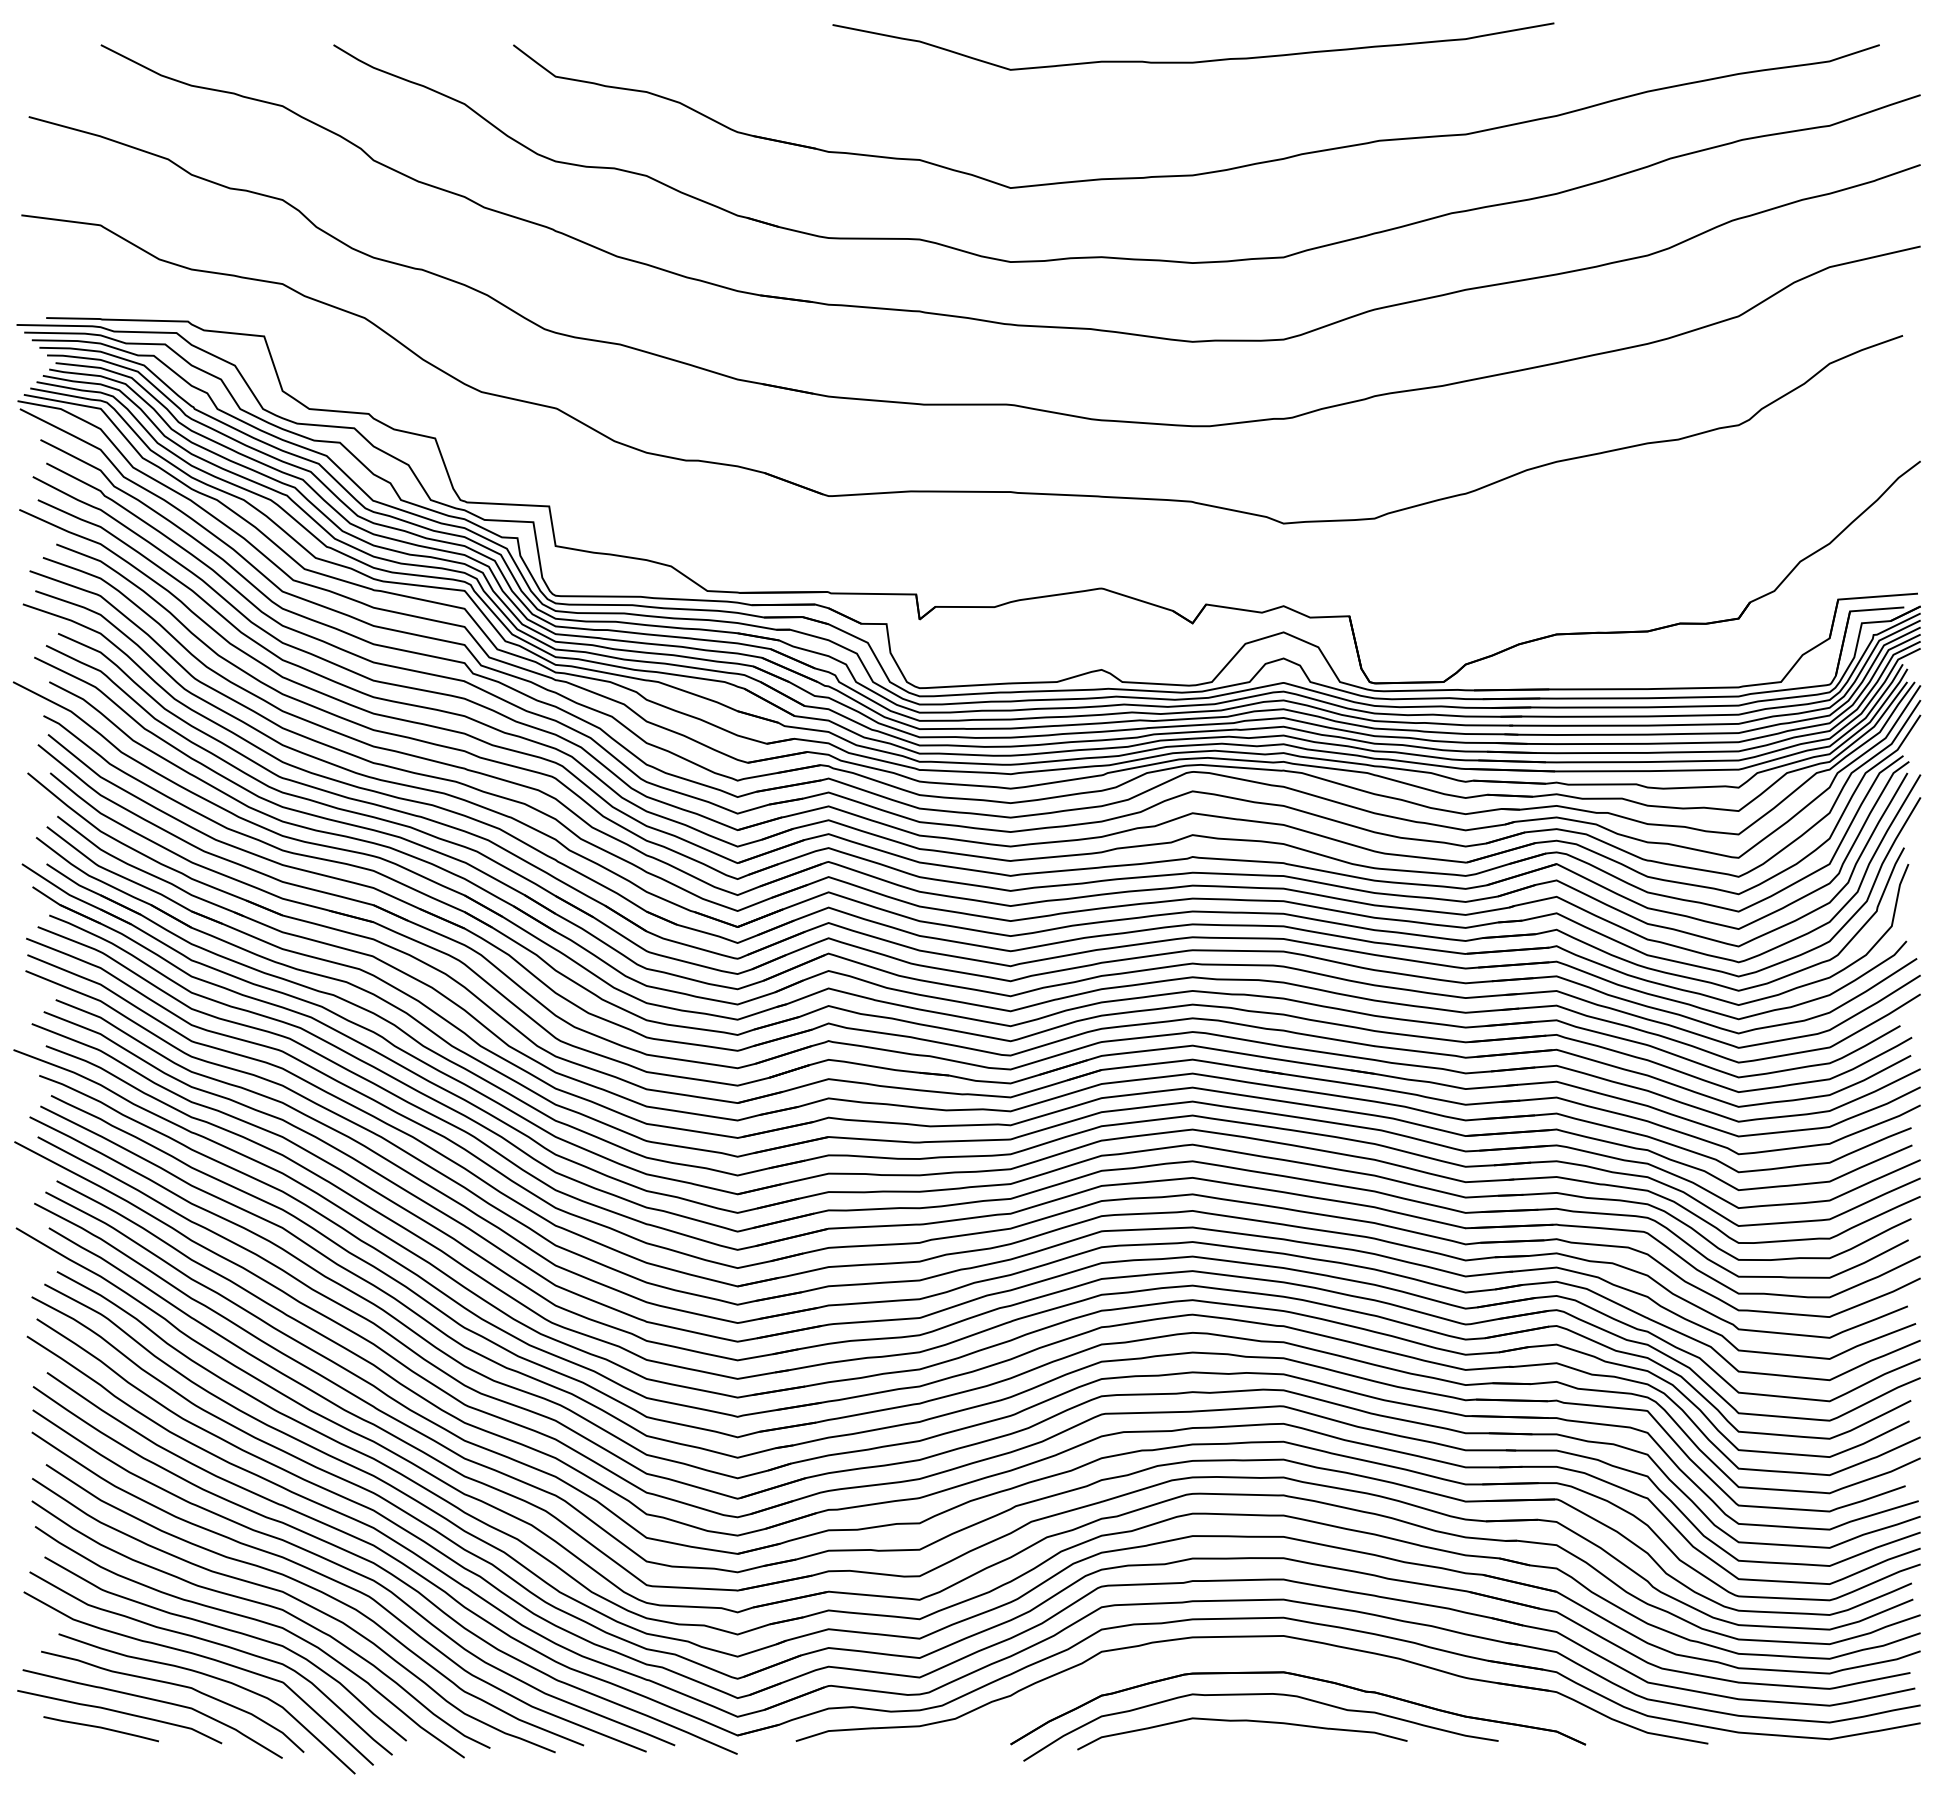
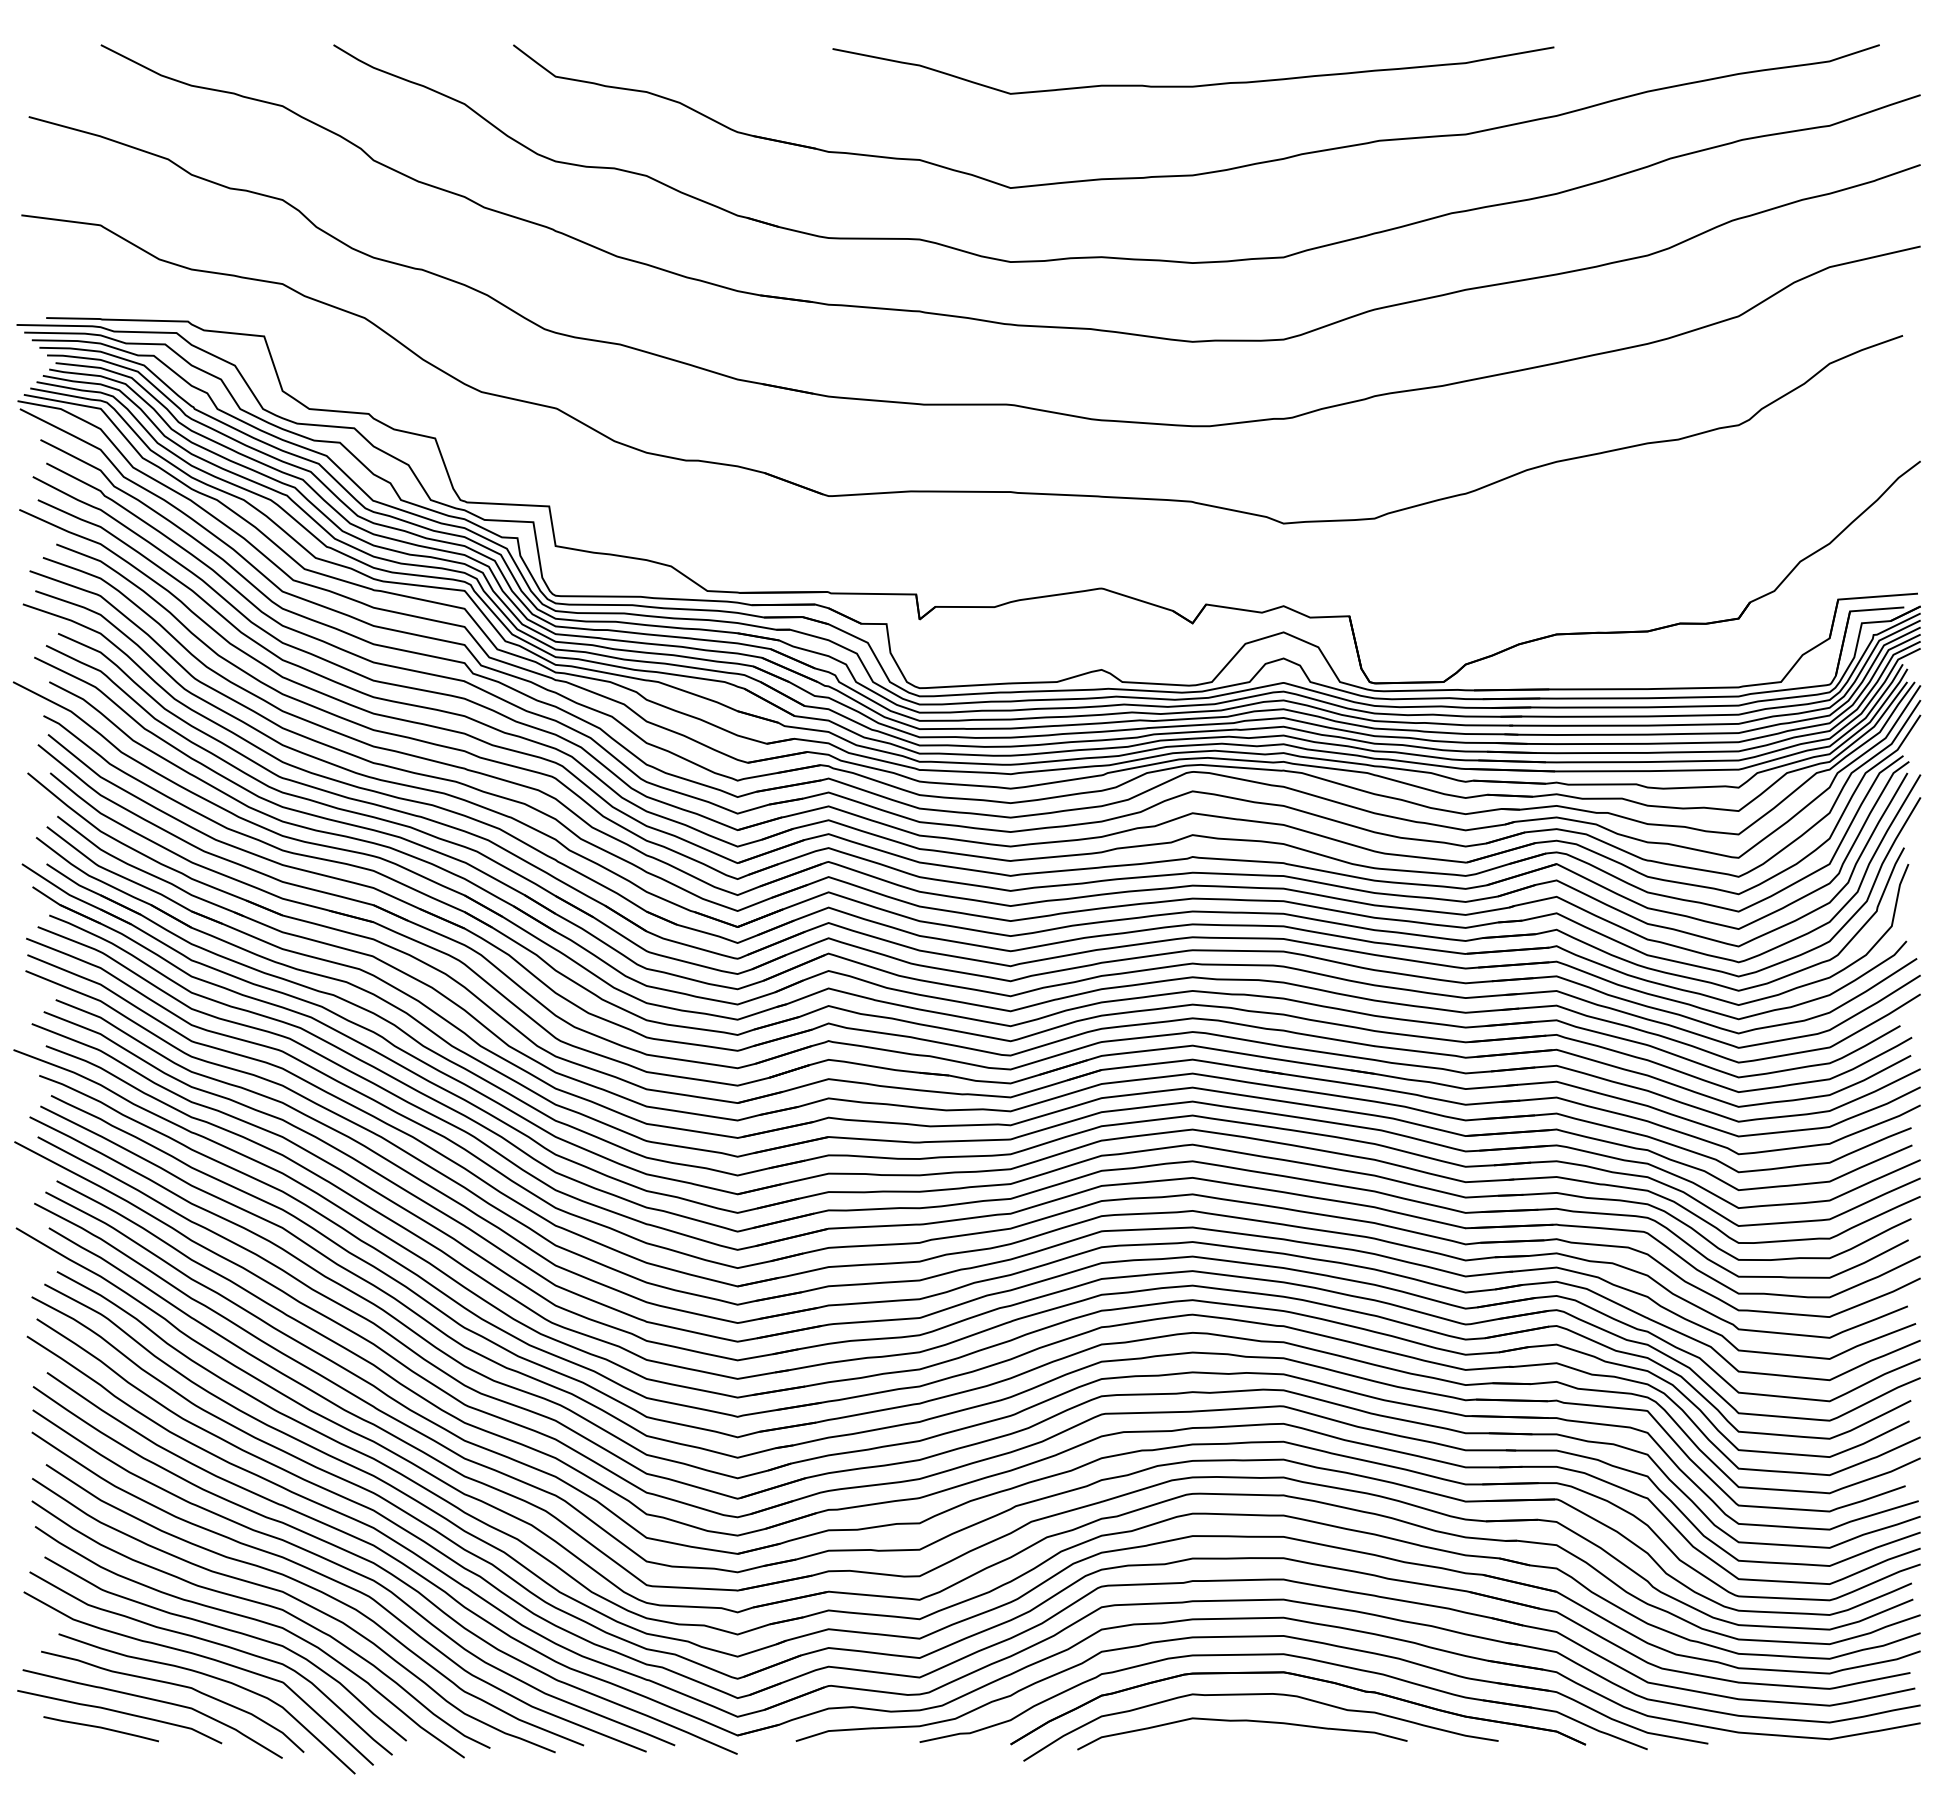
curve position: (1193, 61) -> (1193, 85) (1193, 85)
part: none -> present (1294, 1657)
